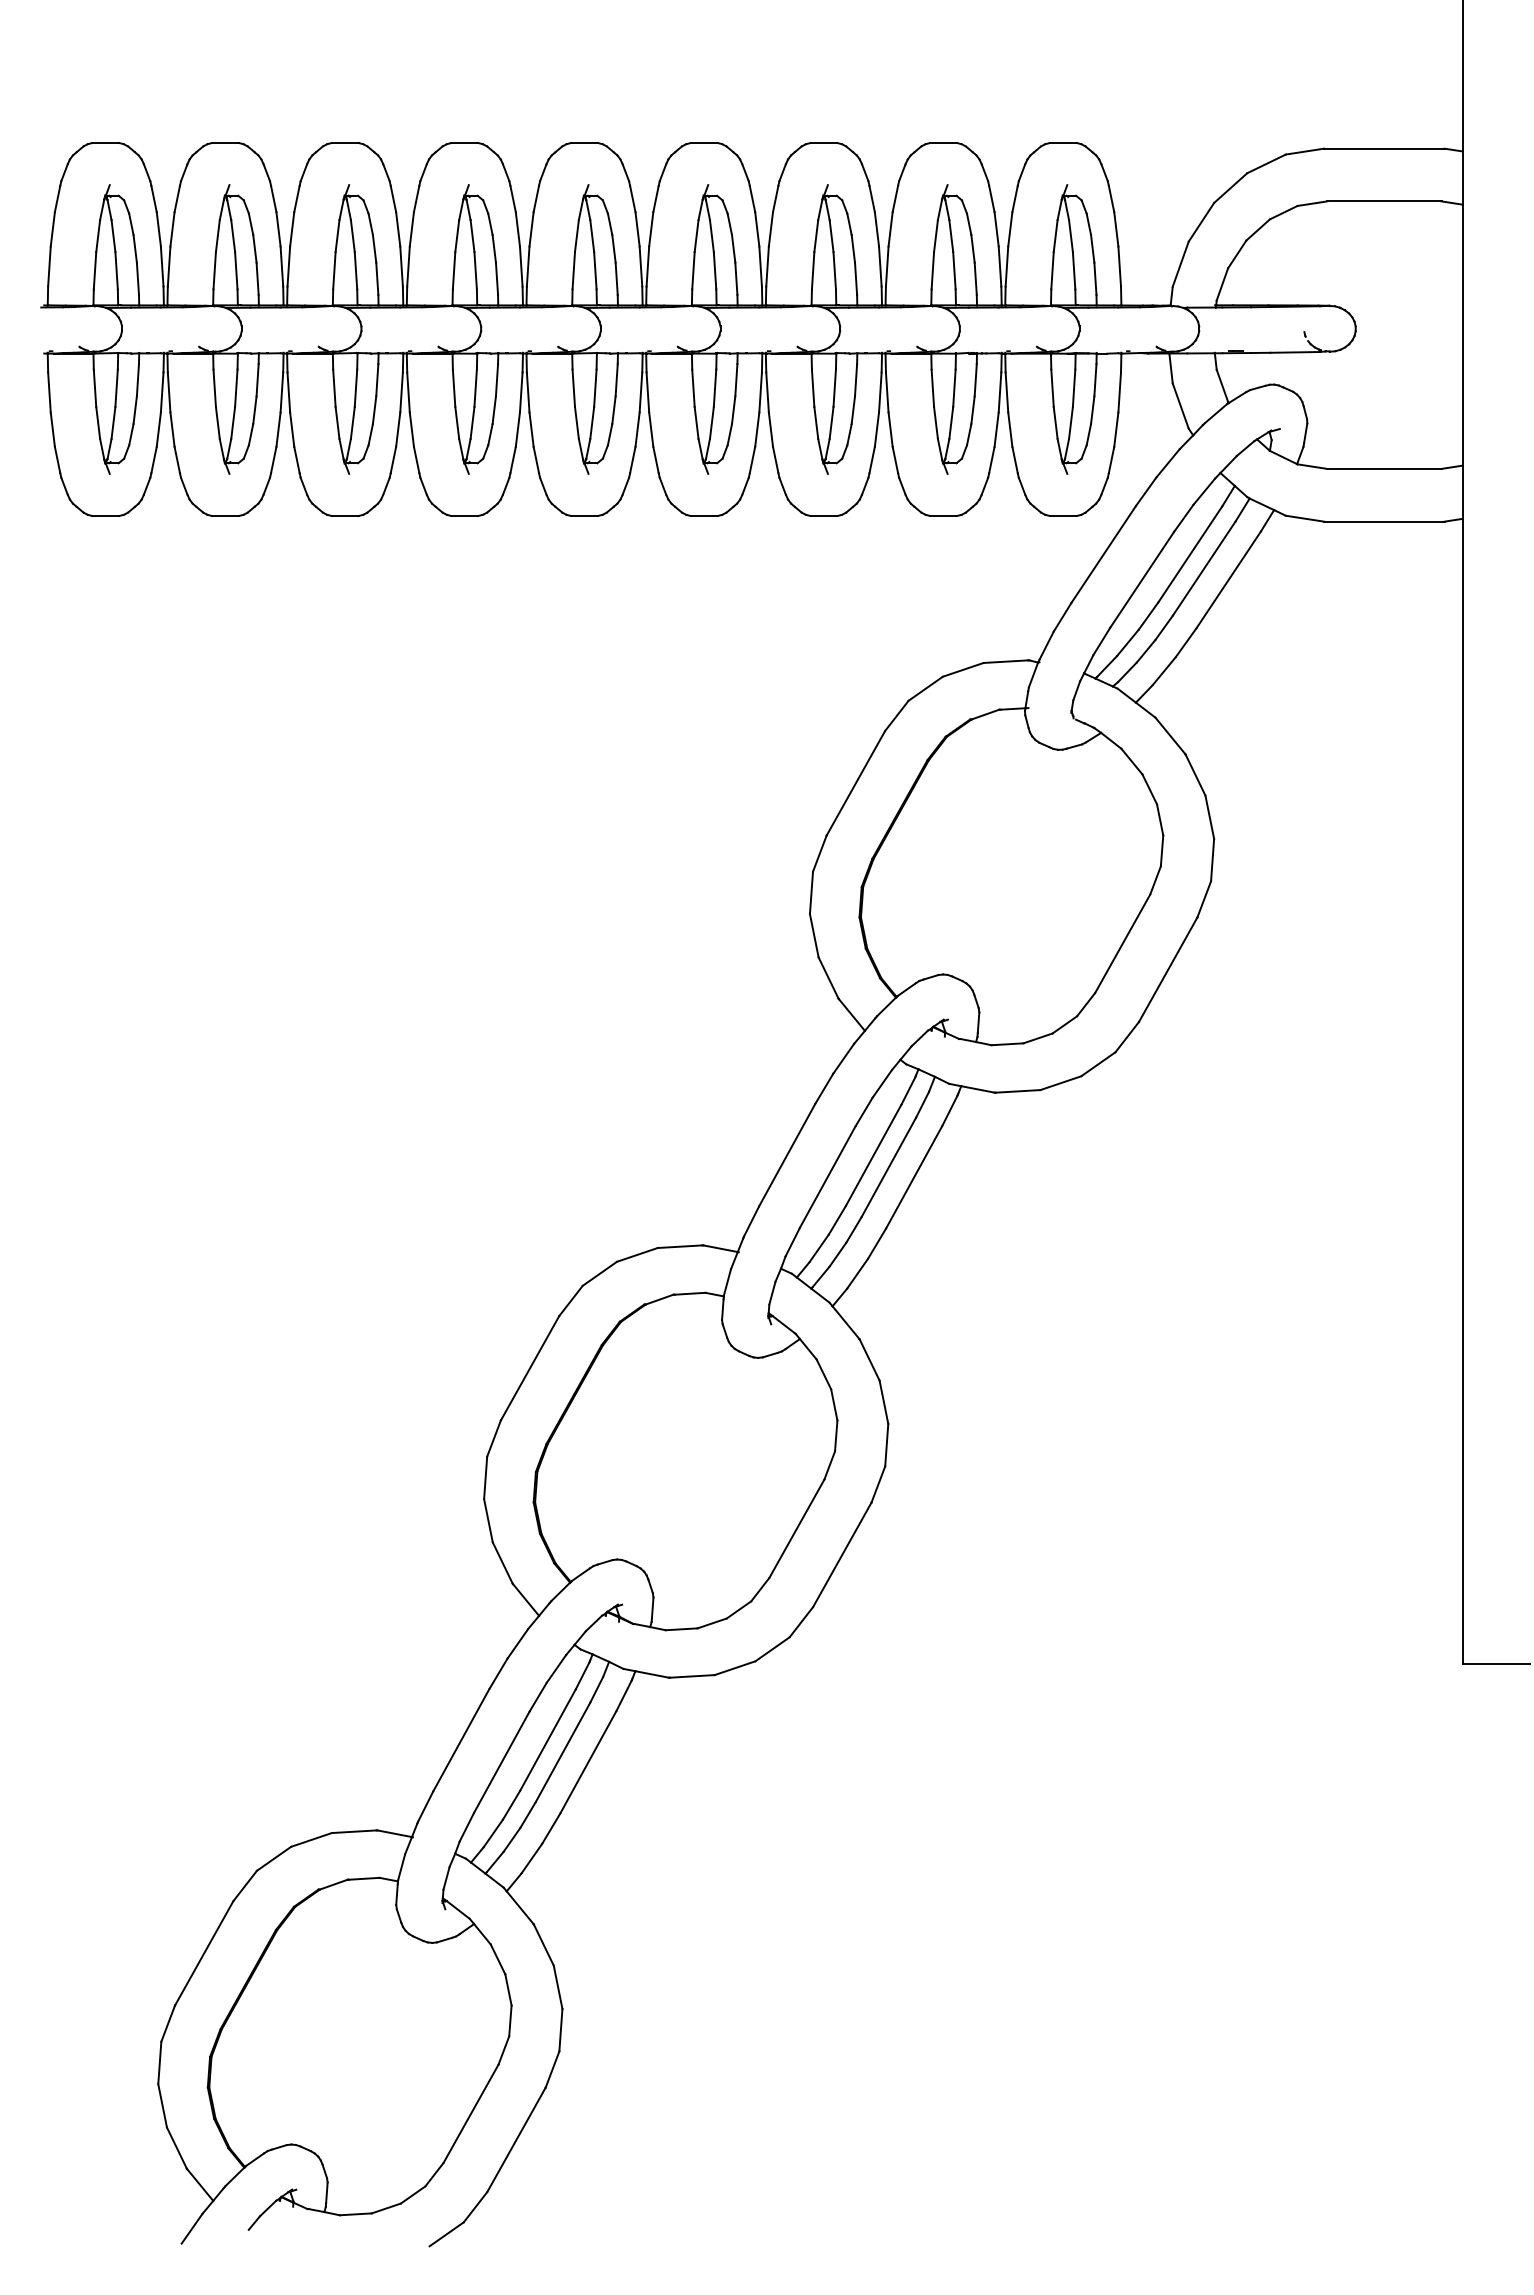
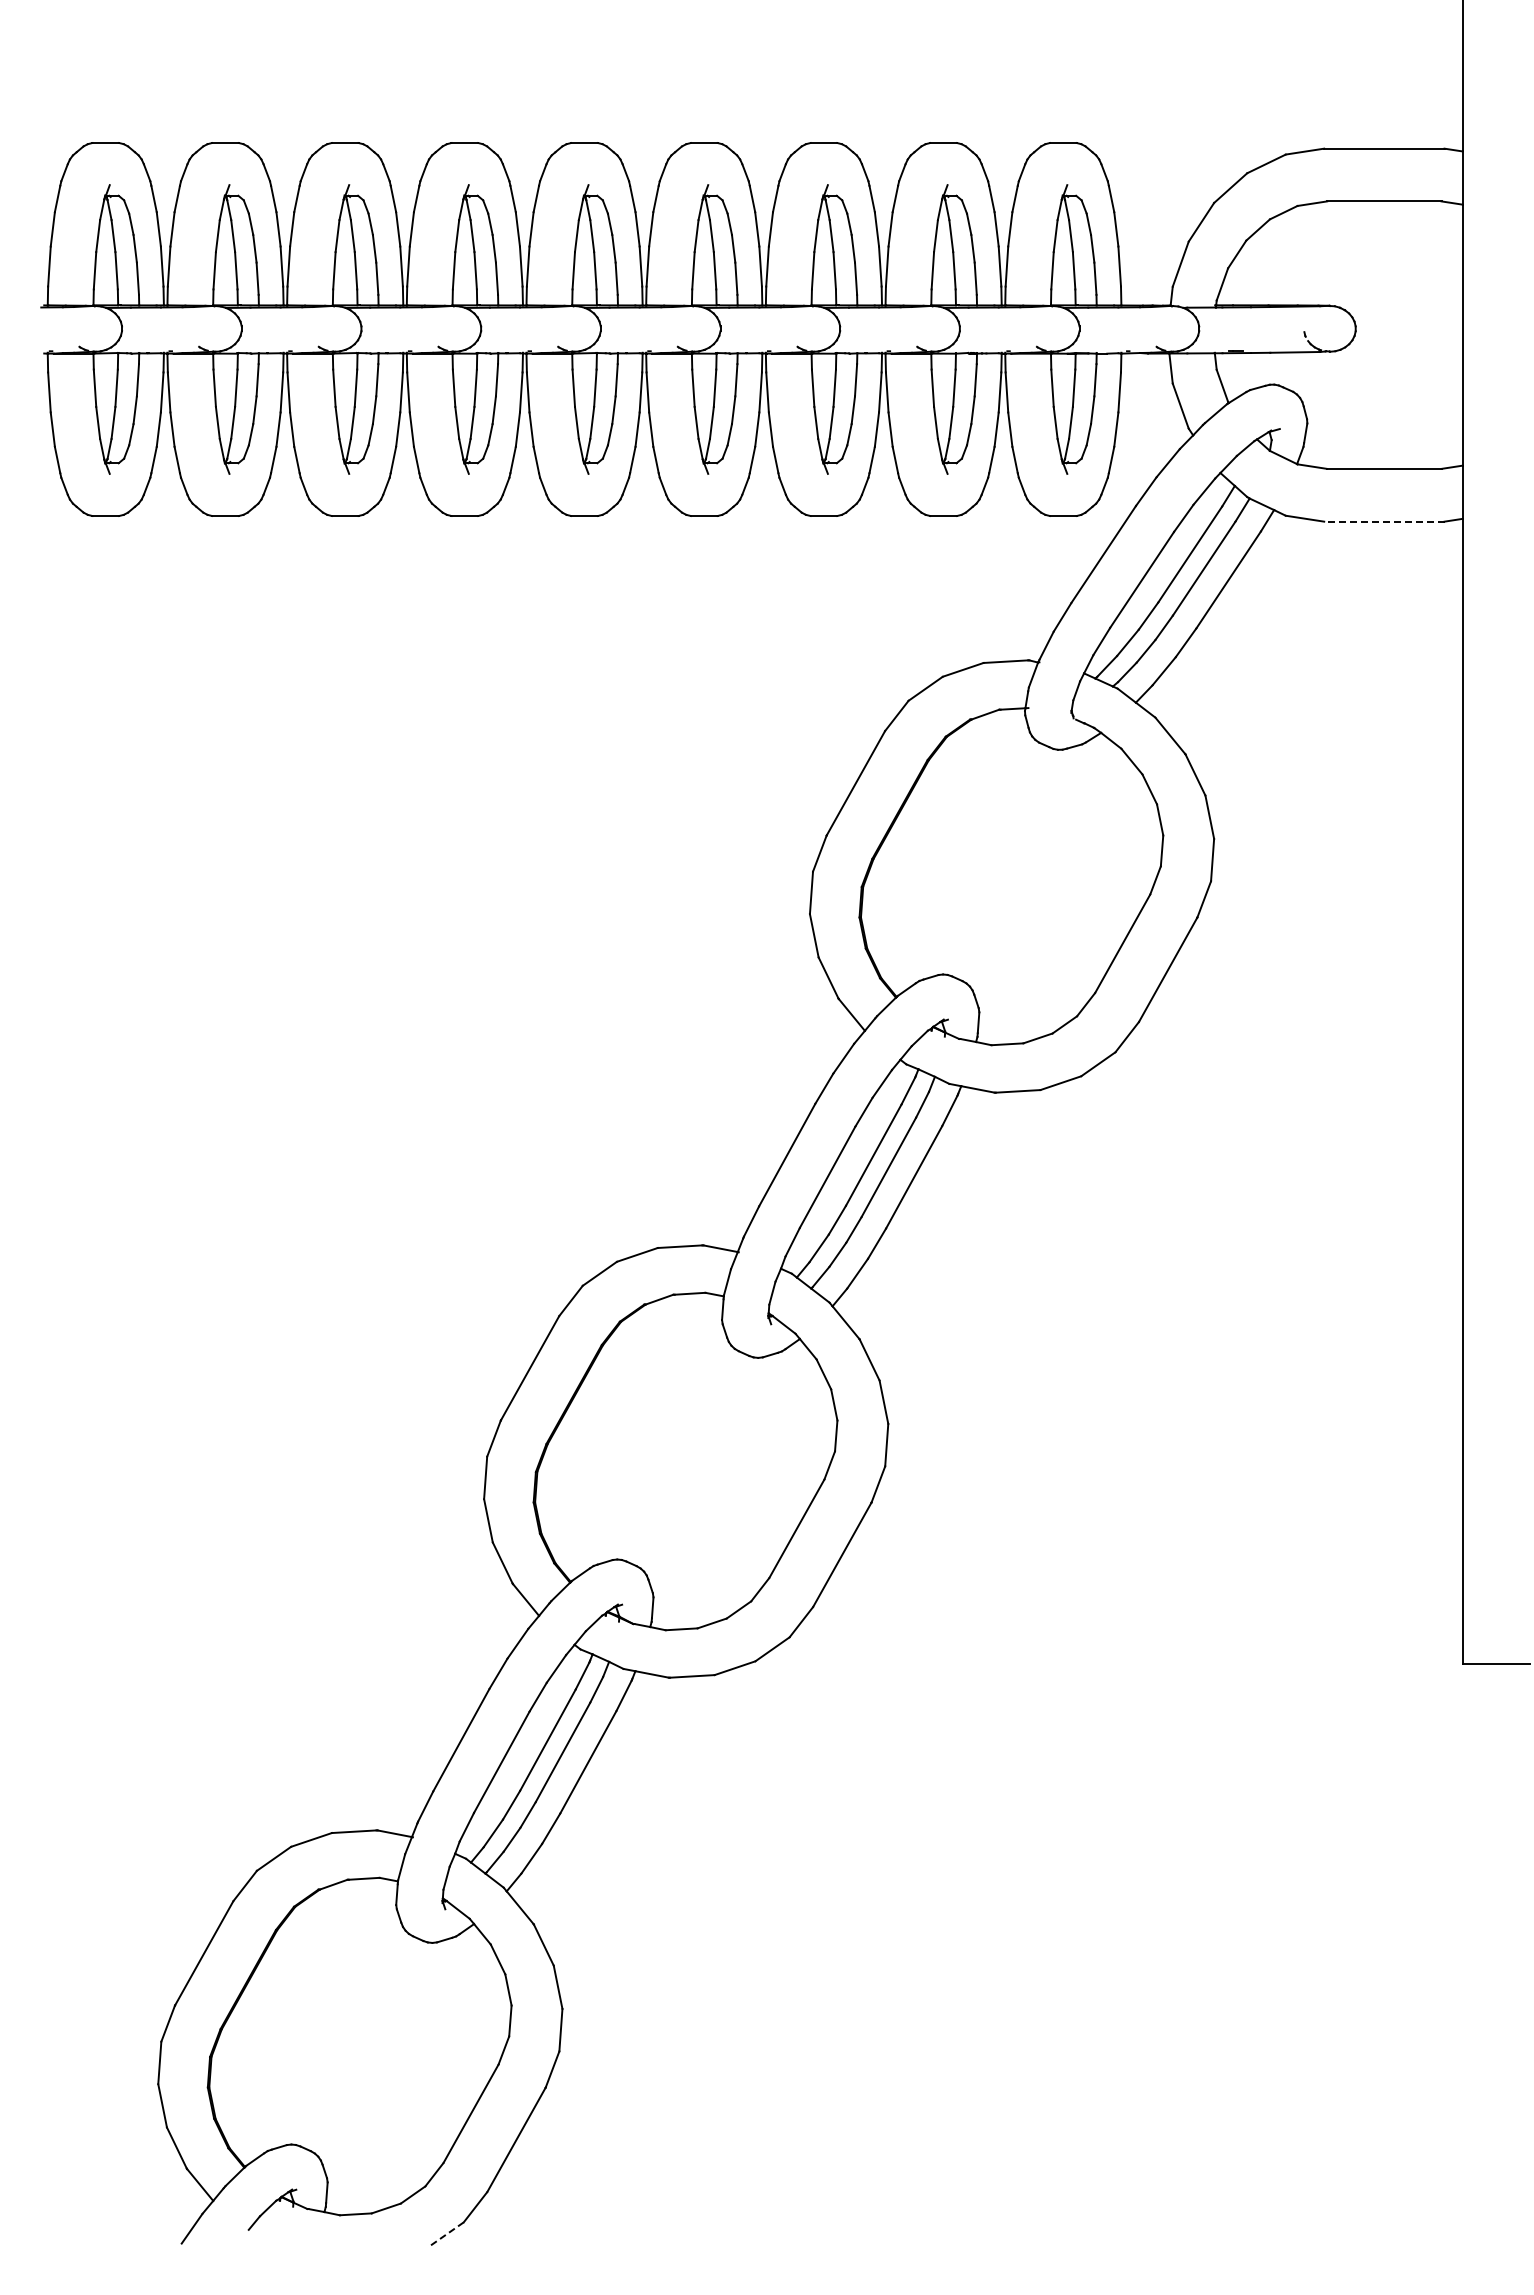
line: solid -> dashed (1383, 521)
line: solid -> dashed (446, 2234)
